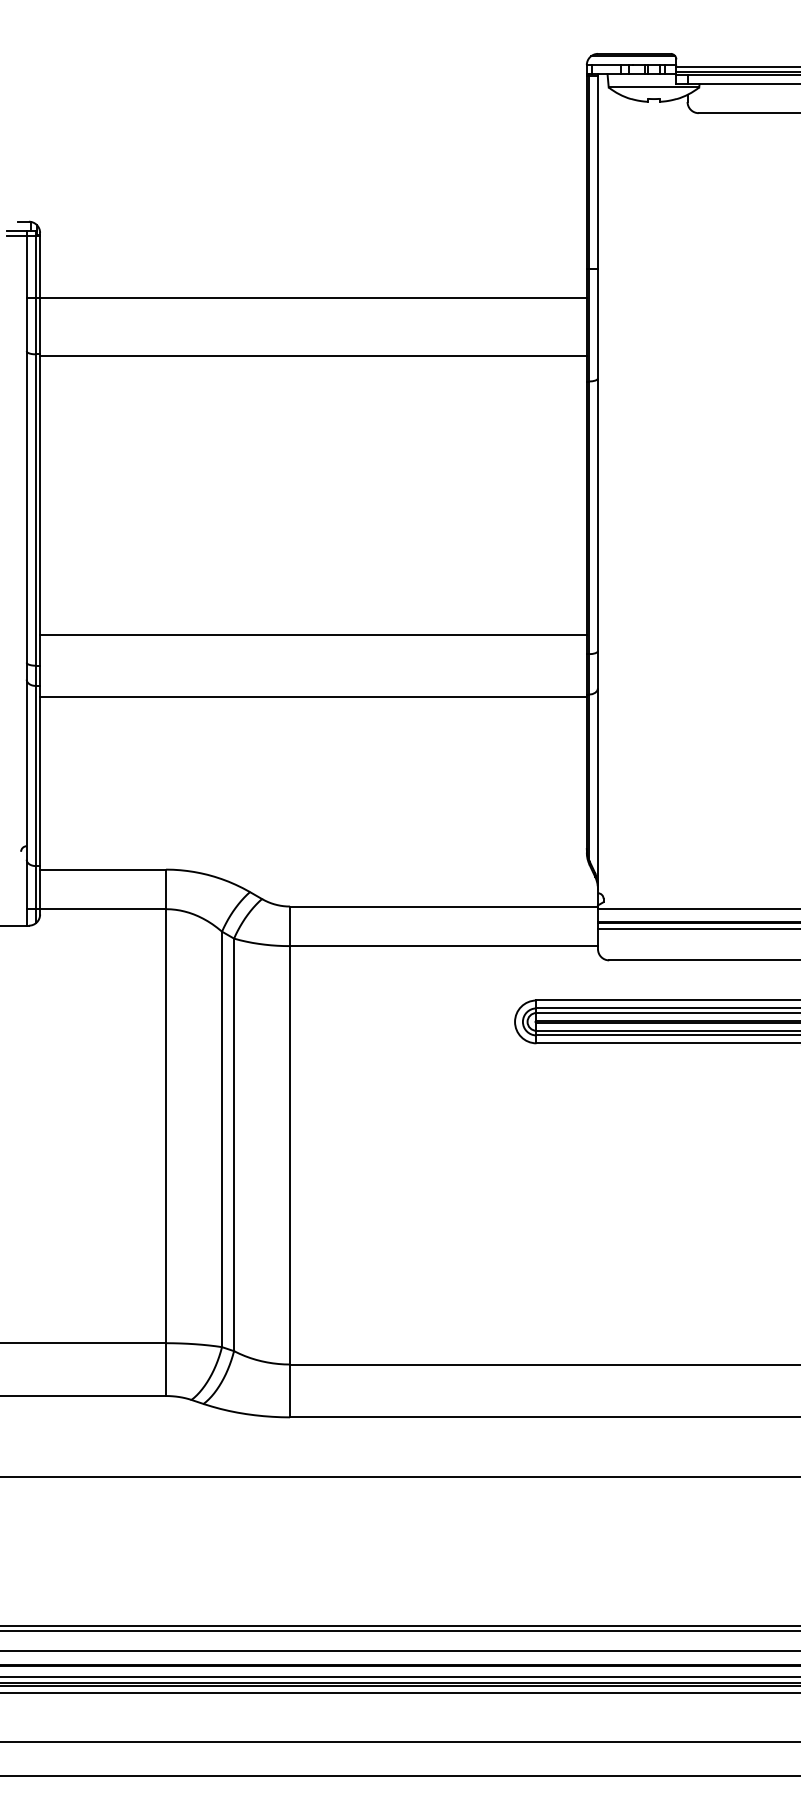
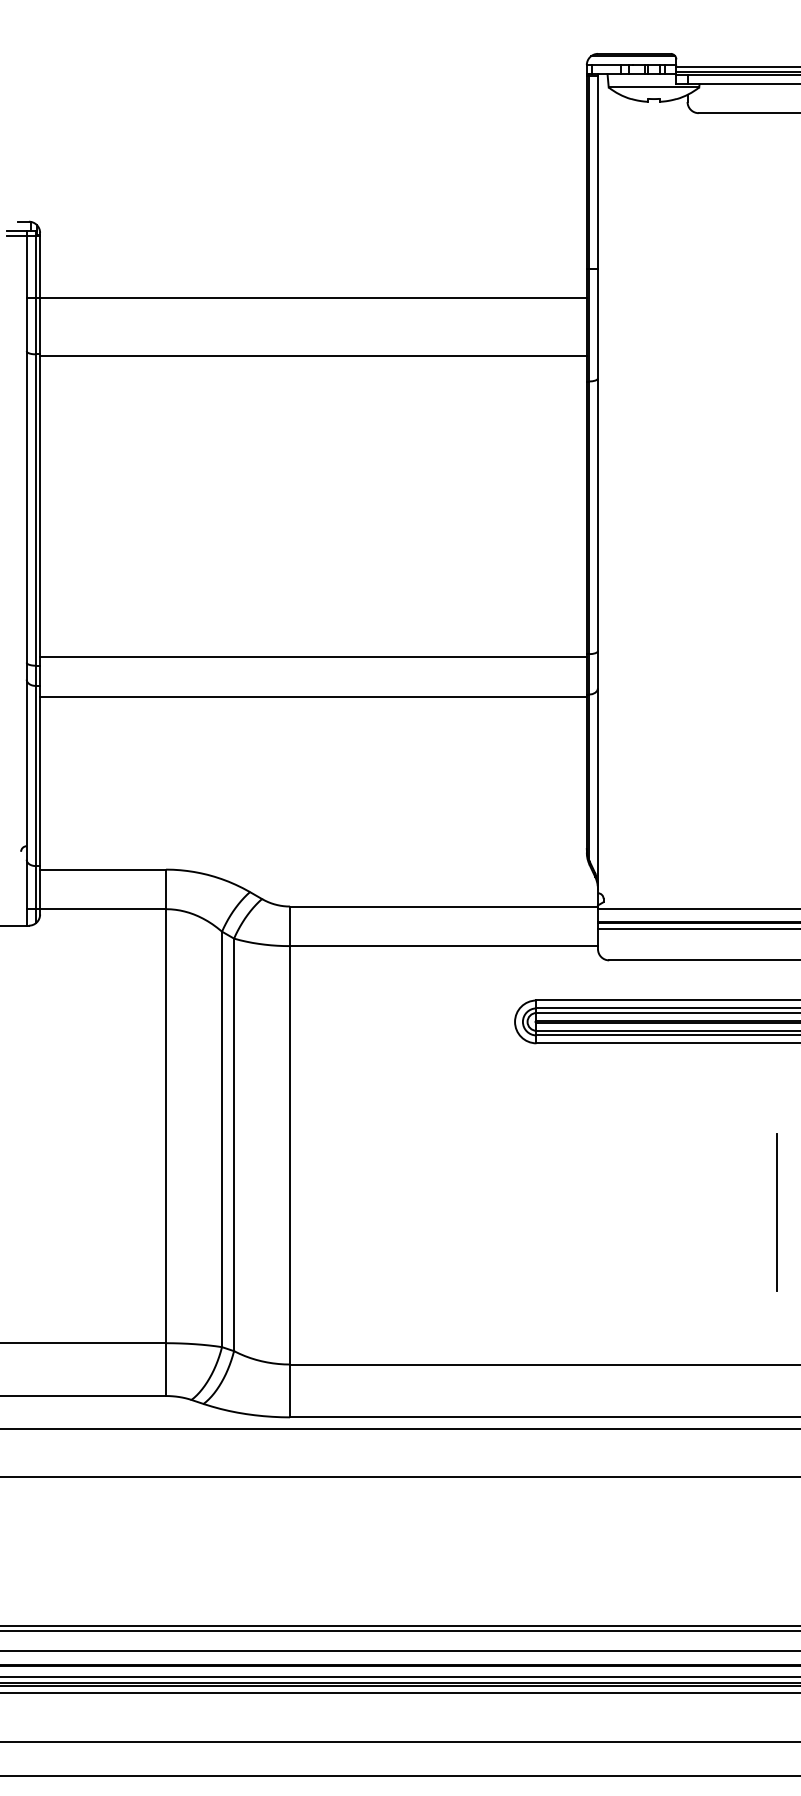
line position: (313, 634) -> (313, 656) (313, 656)
line: none -> present (776, 1212)
line: none -> present (399, 1428)
